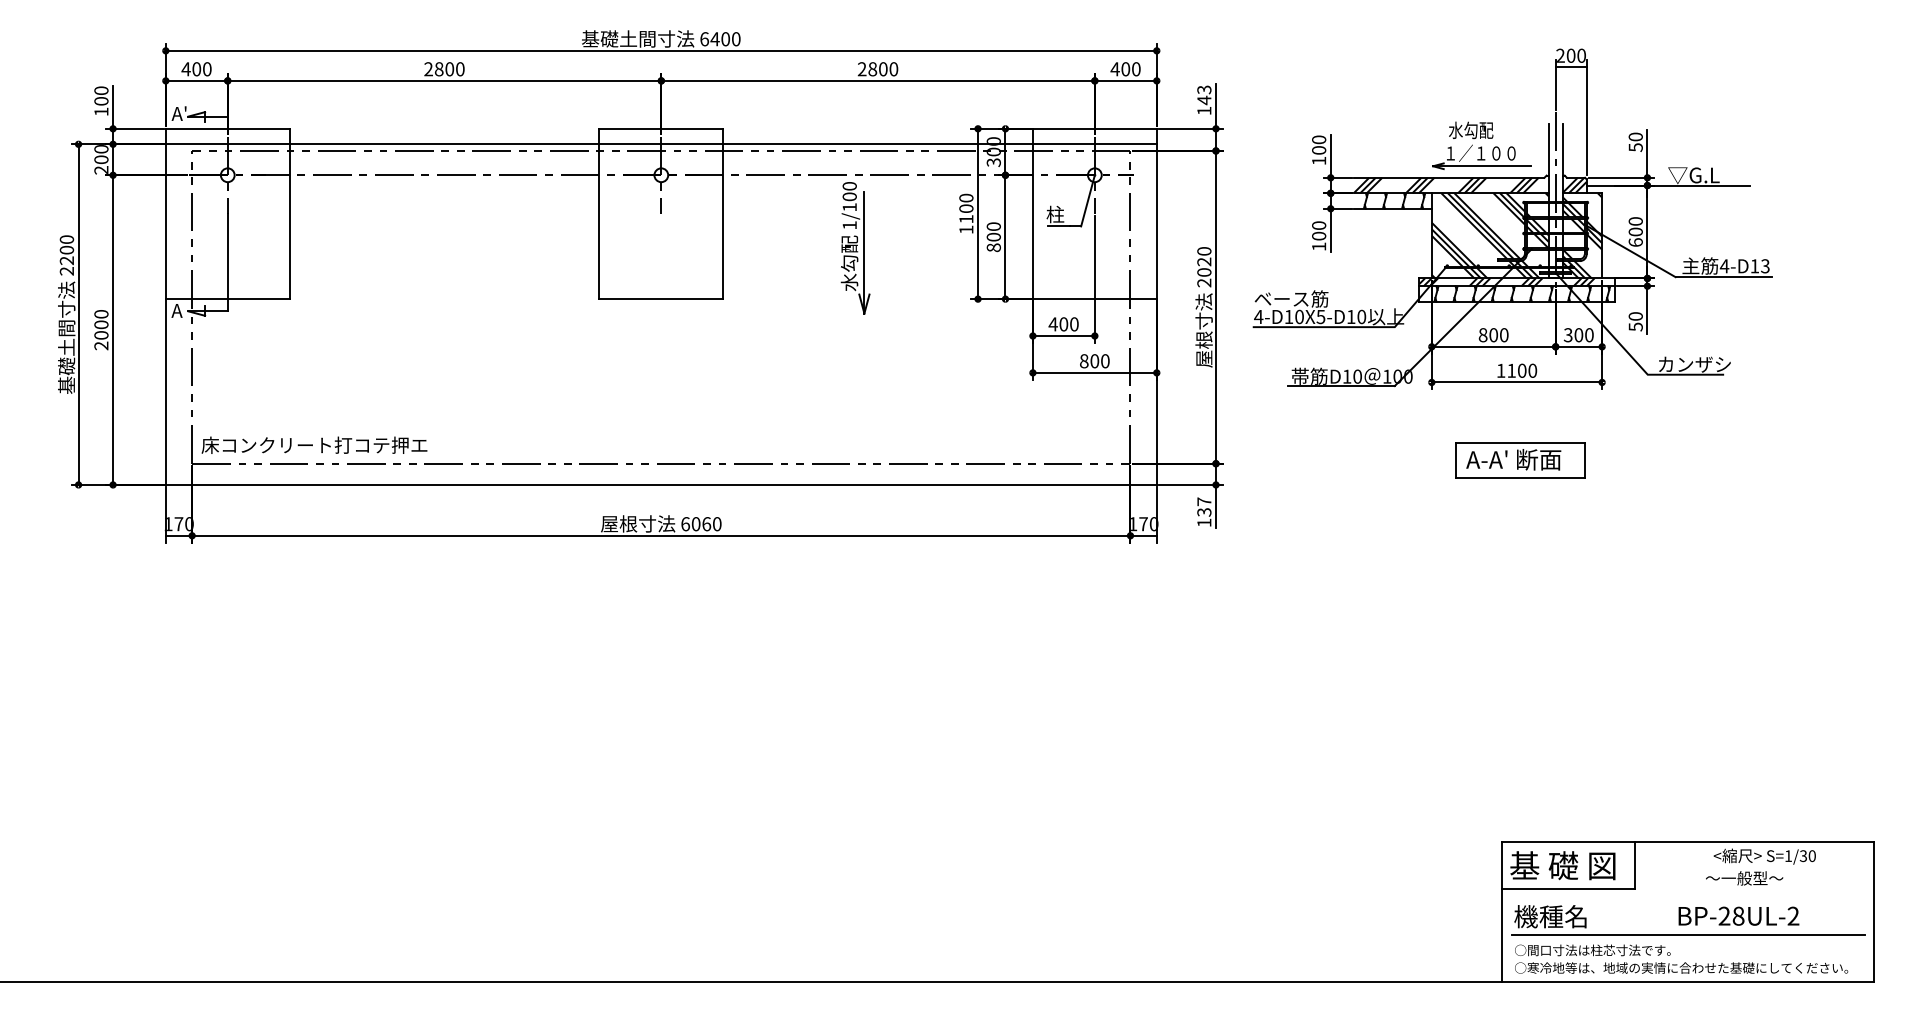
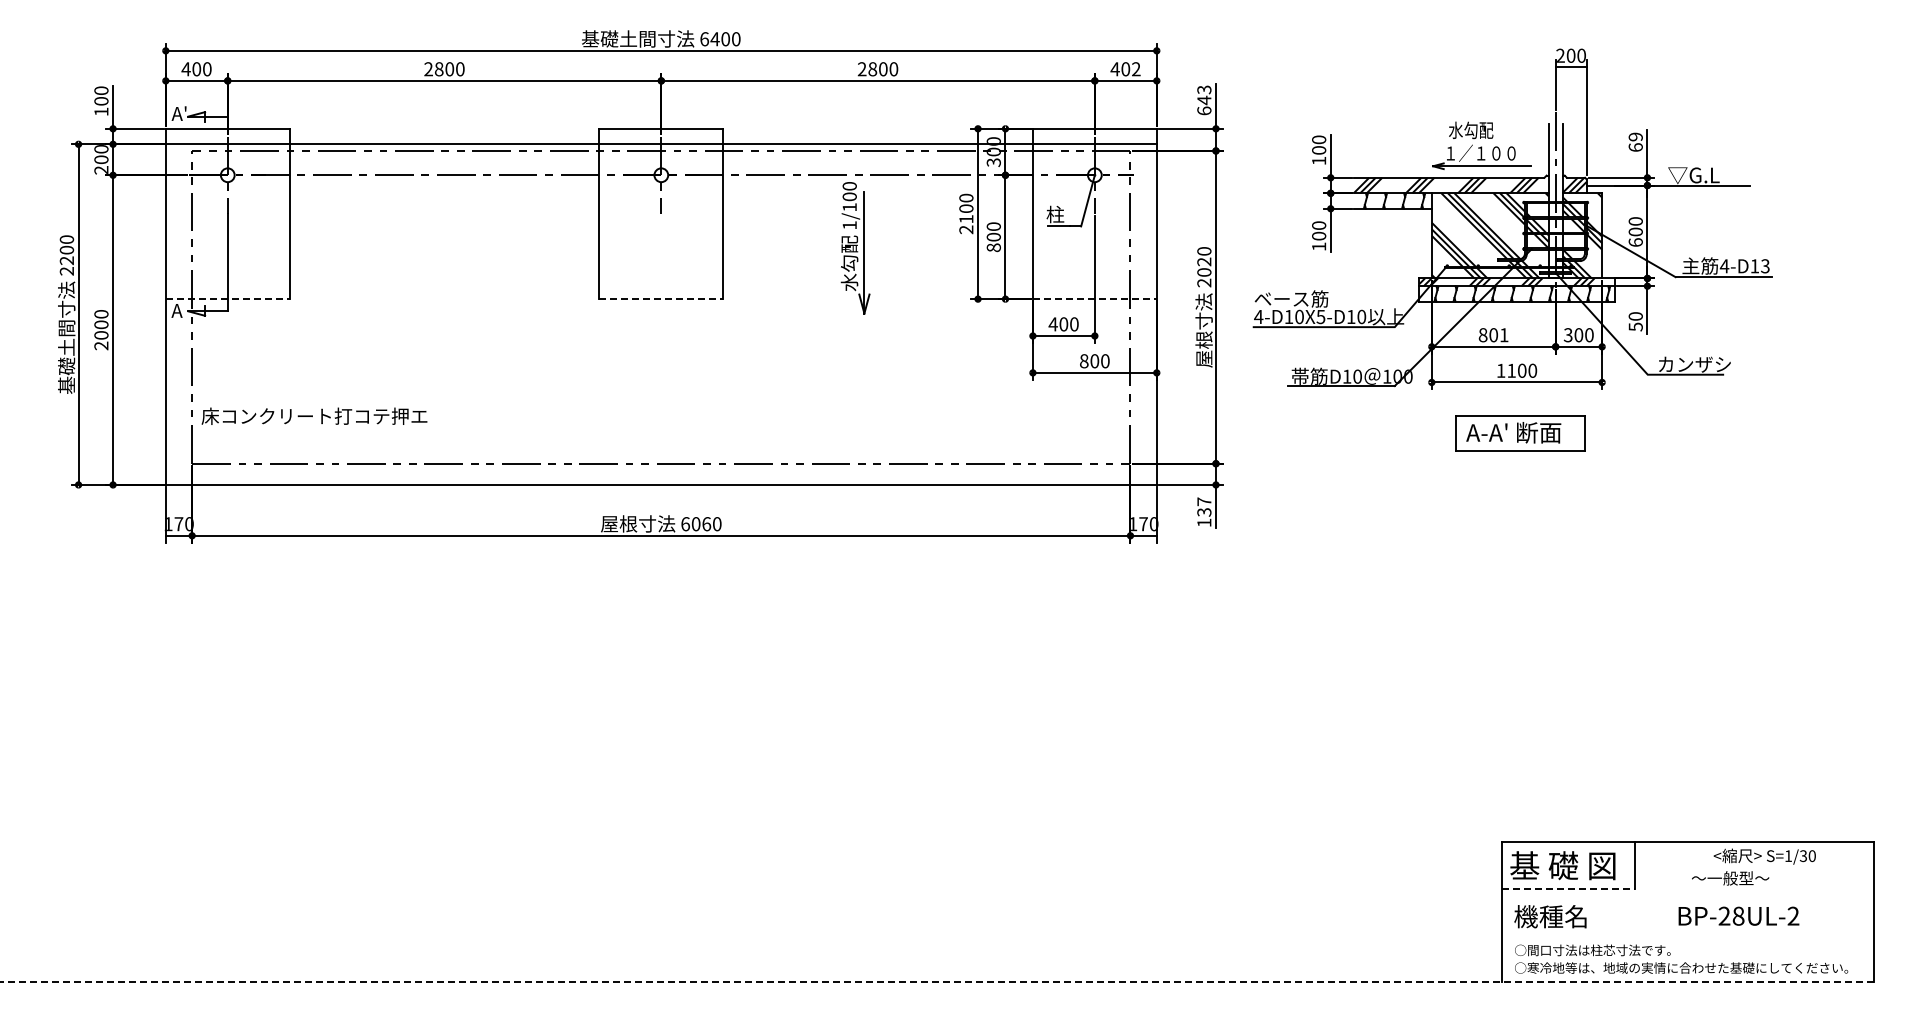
text: 400 -> 402 (1136, 69)
text: 143 -> 643 (1204, 110)
text: 50 -> 69 (1635, 141)
text: 1100 -> 2100 (966, 229)
line: solid -> dashed (227, 299)
line: solid -> dashed (661, 299)
line: solid -> dashed (1094, 299)
text: 800 -> 801 (1504, 335)
text position: (314, 444) -> (314, 415) (314, 415)
part position: (1520, 460) -> (1520, 433) (1520, 433)
text position: (1744, 878) -> (1730, 878) (1730, 878)
line: solid -> dashed (1569, 888)
line: present -> none (1687, 935)
line: solid -> dashed (937, 981)
